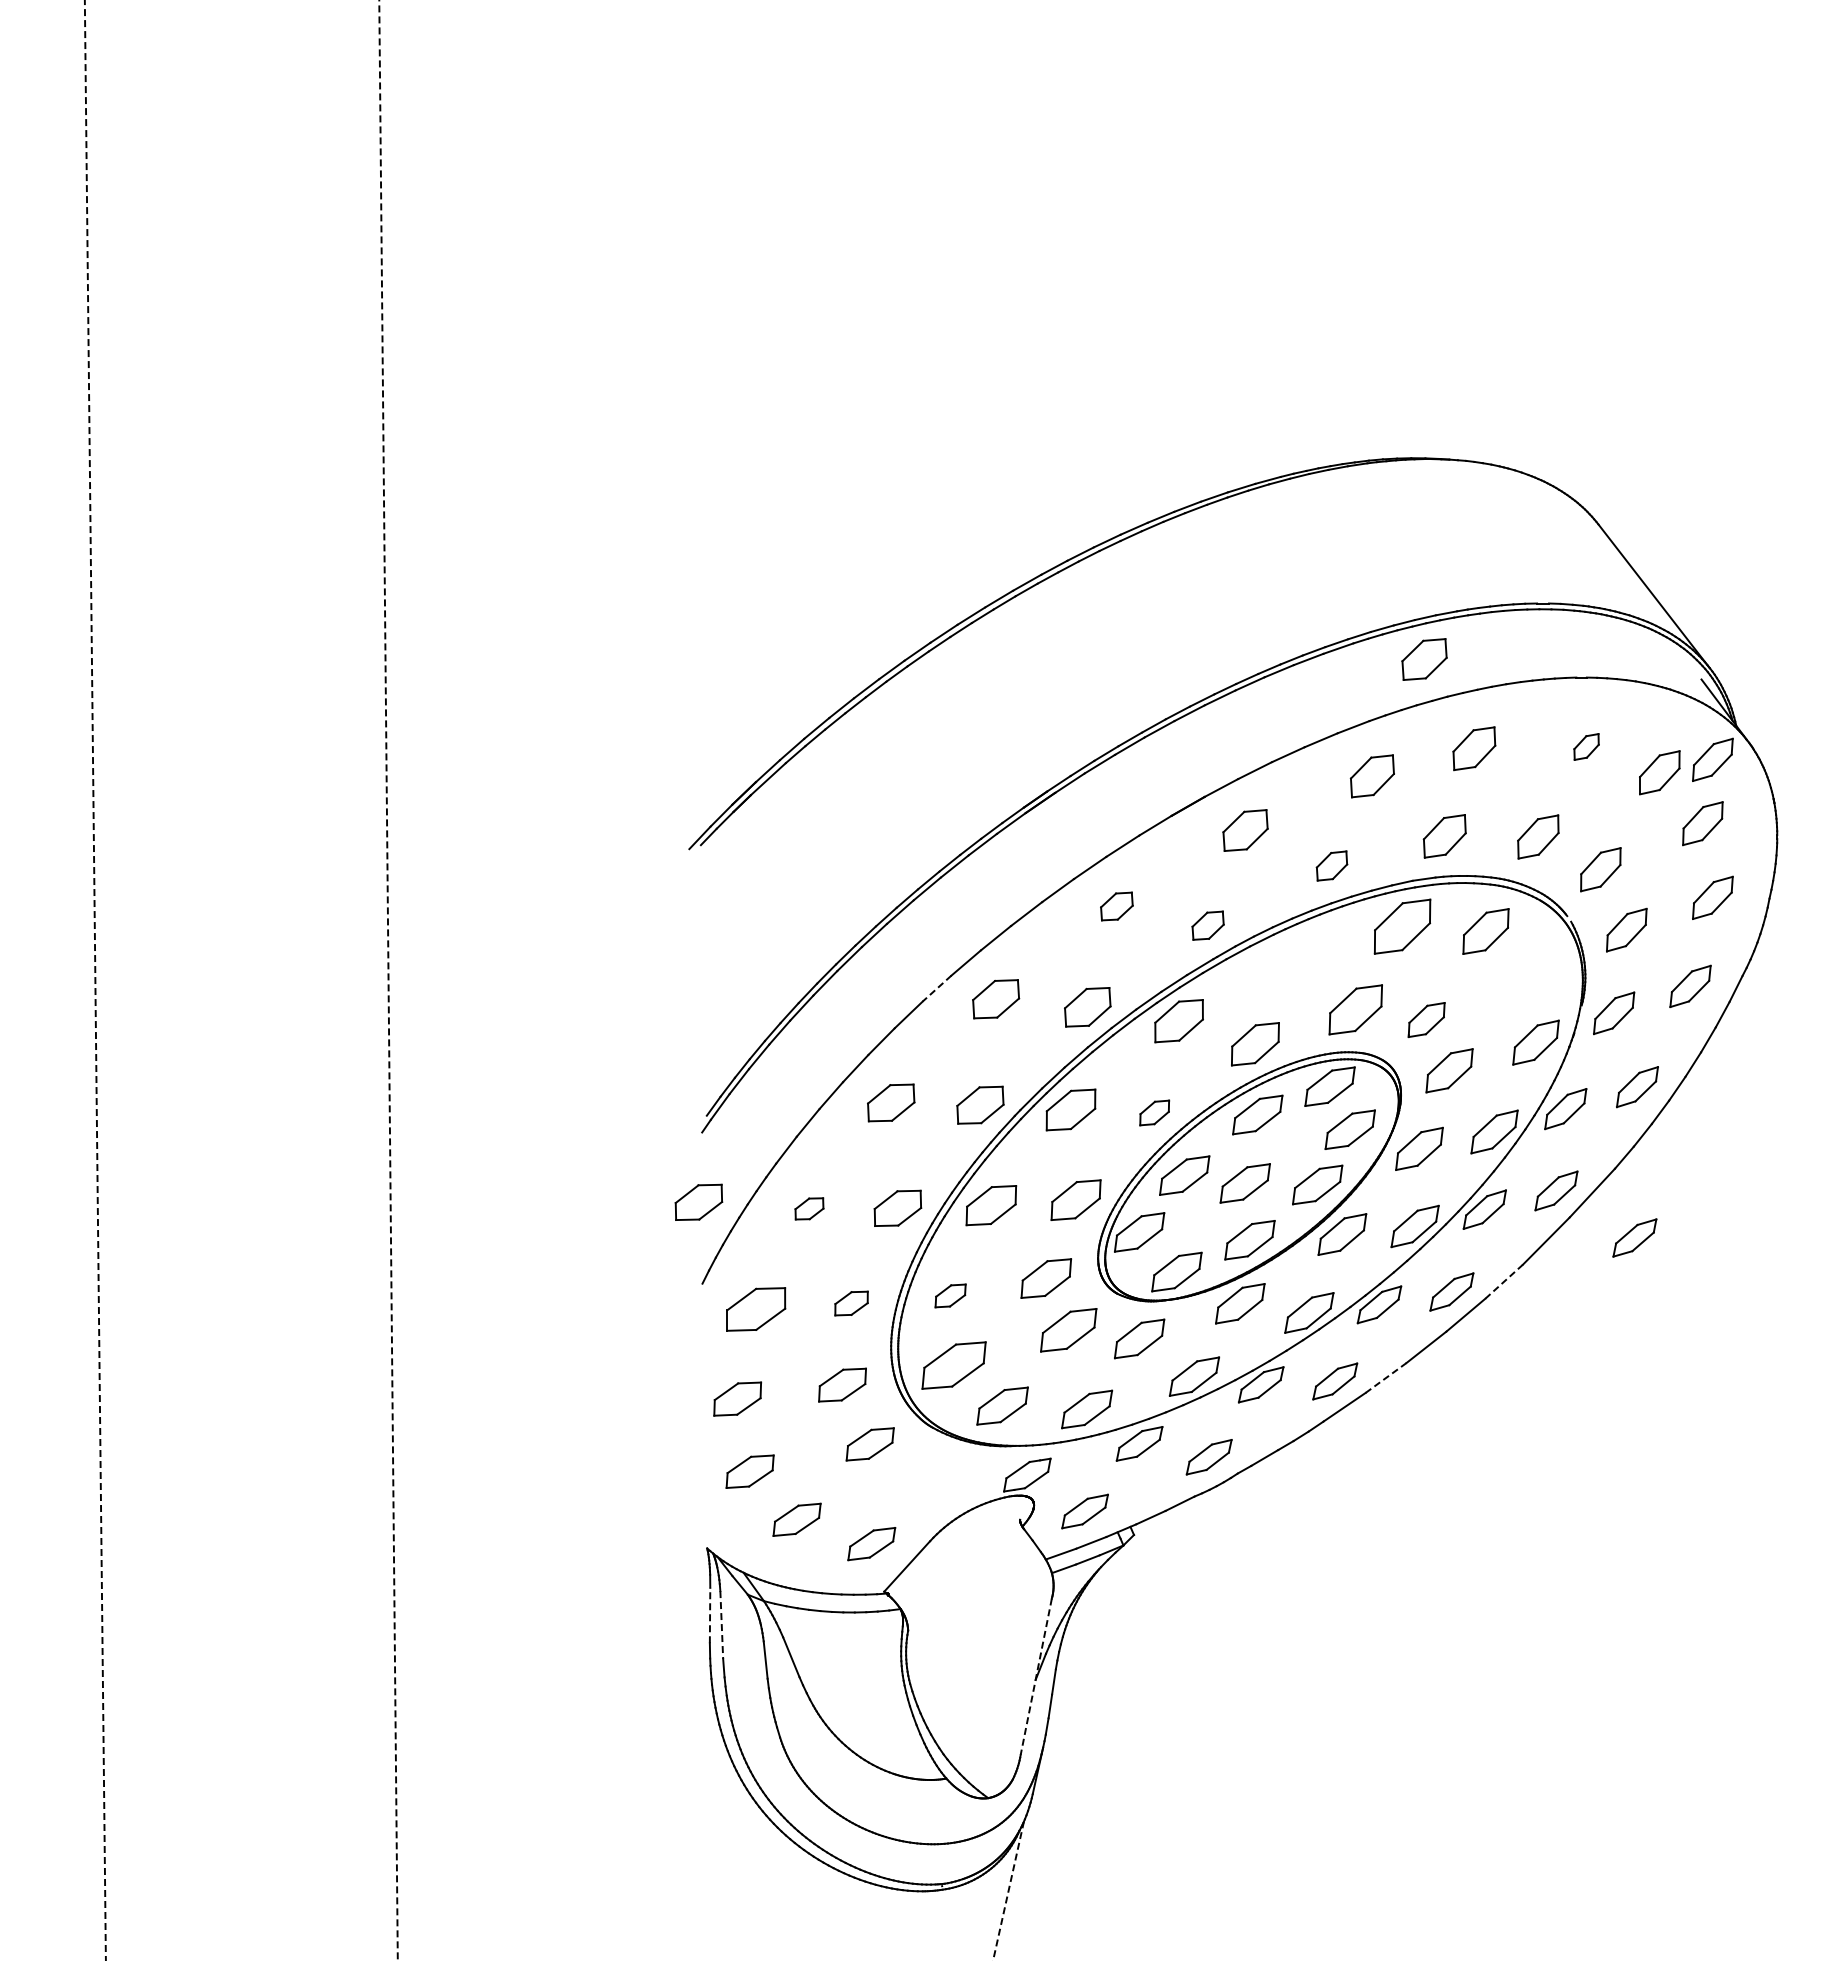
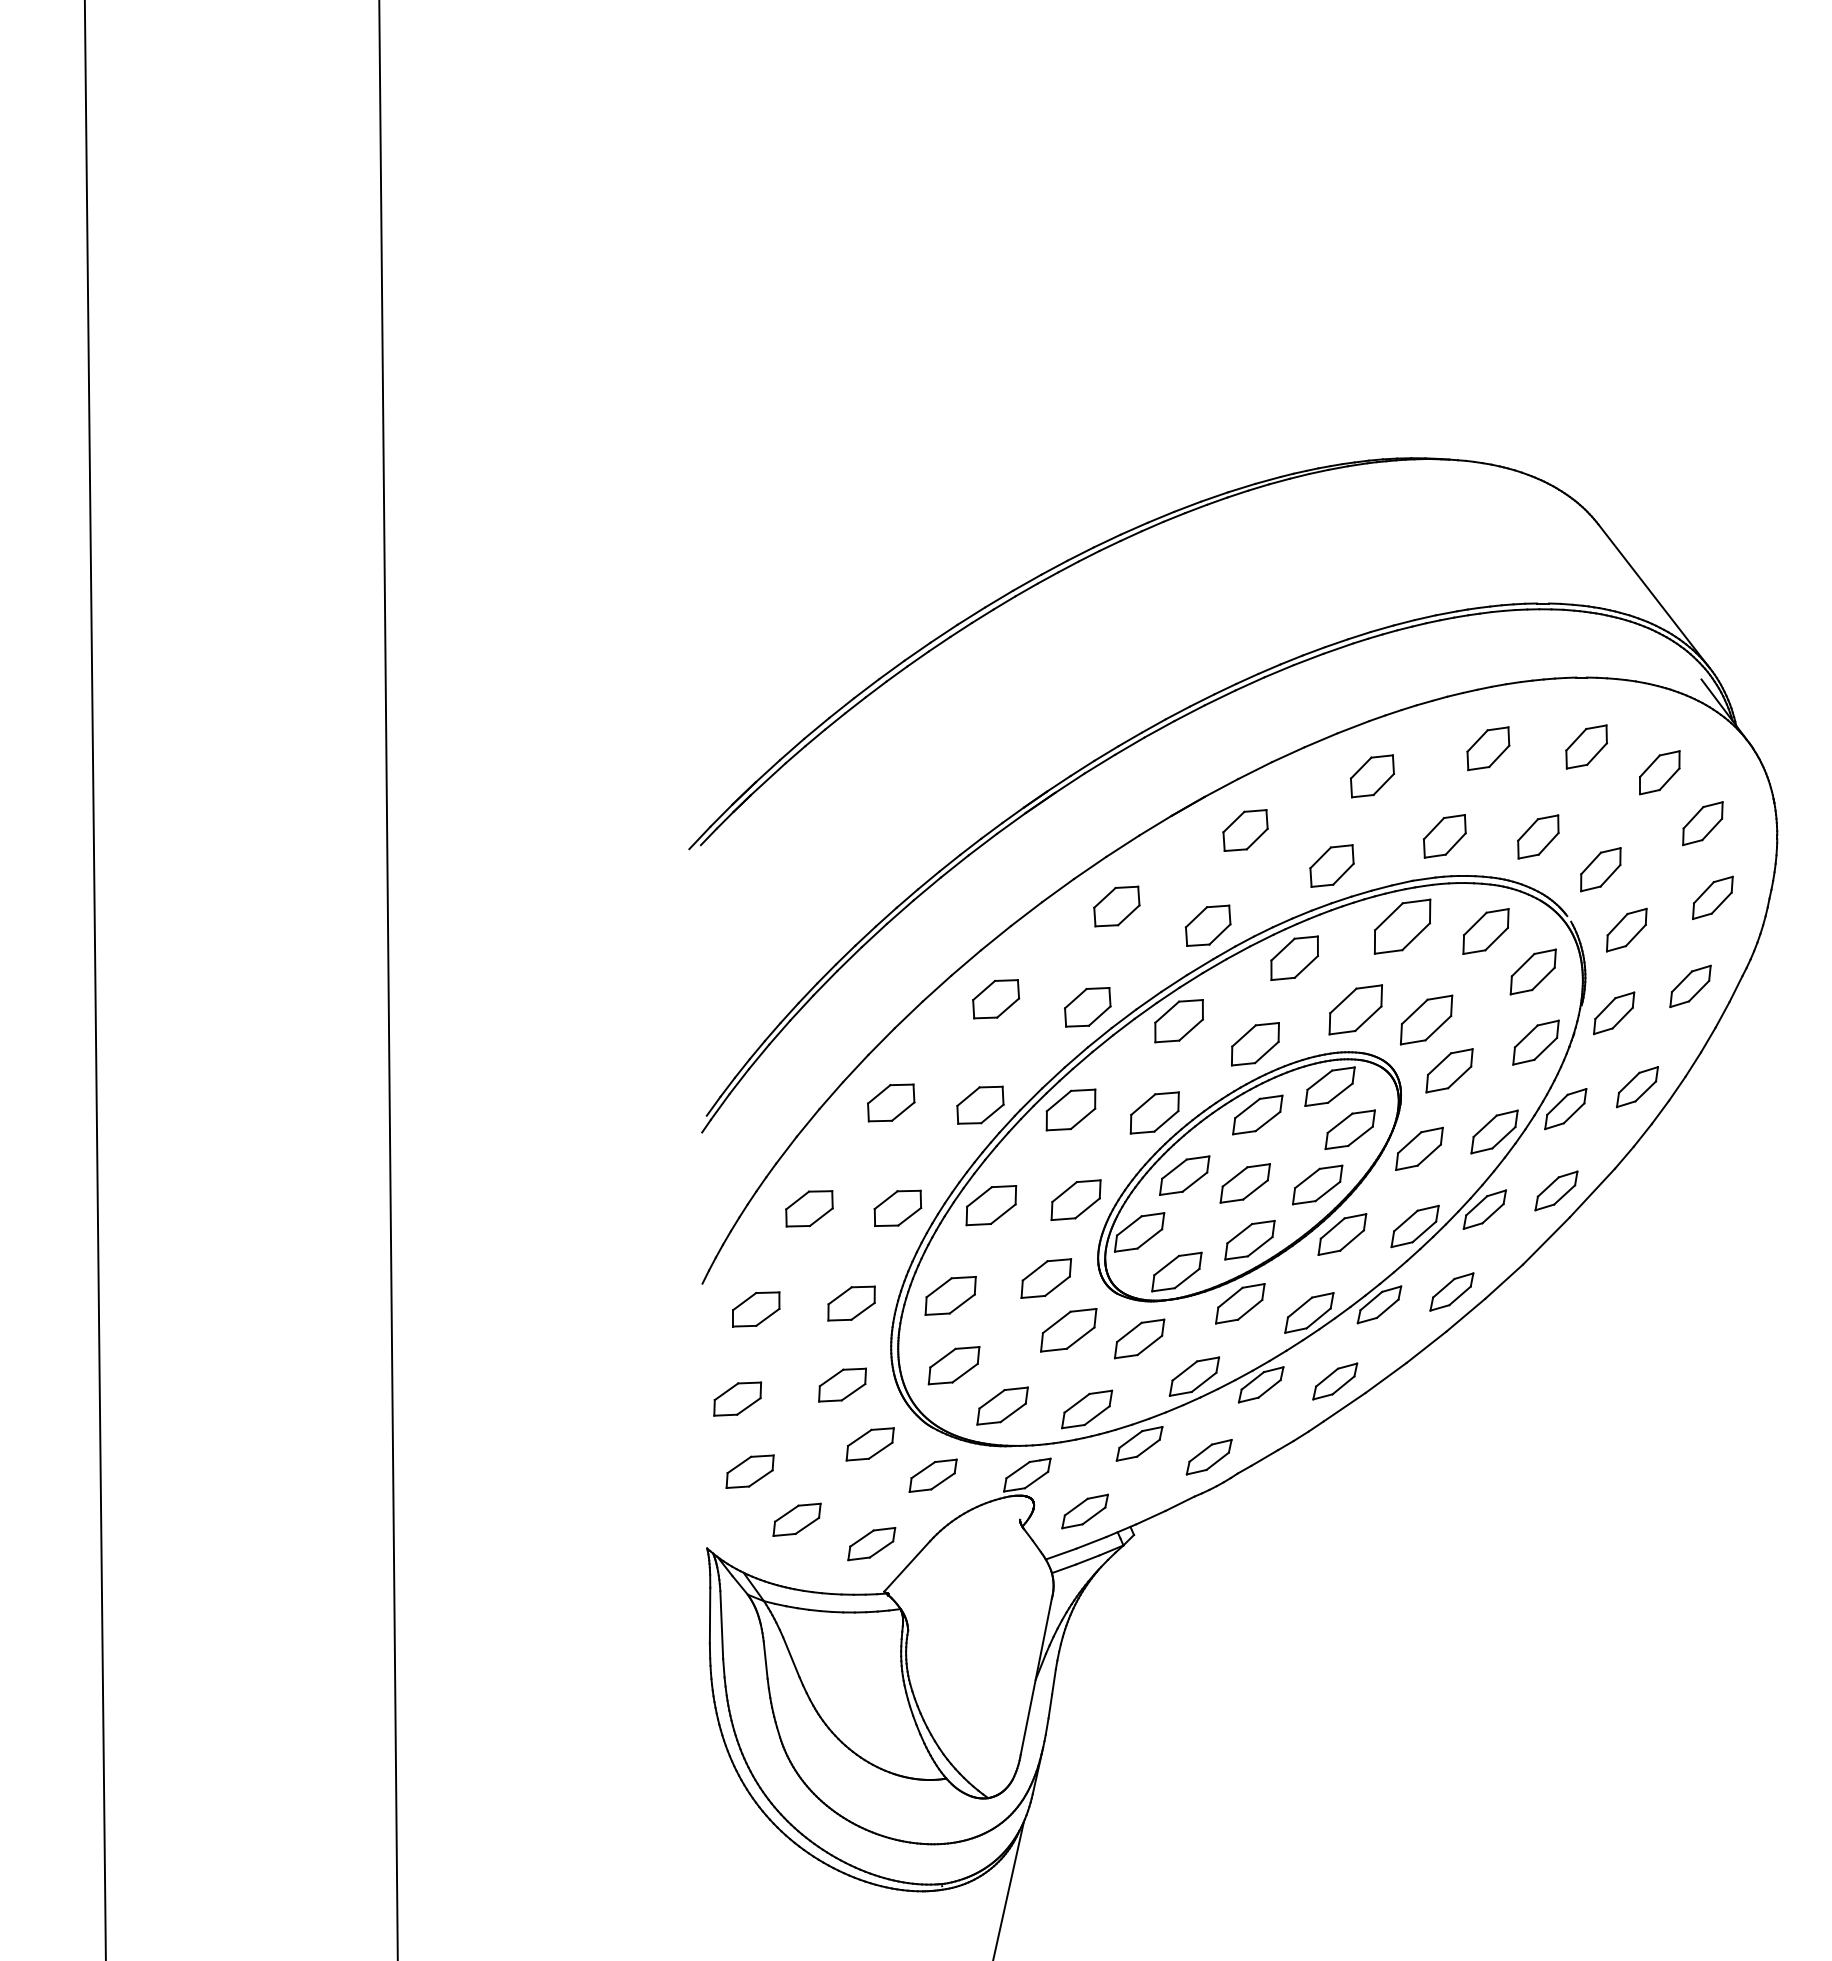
part: present -> none (1424, 659)
part size: 27x28 px -> 43x46 px (1586, 746)
part position: (1474, 748) -> (1488, 748) (1488, 748)
part: present -> none (1712, 759)
part size: 34x32 px -> 46x44 px (1331, 865)
part size: 34x31 px -> 48x43 px (1116, 906)
part size: 34x31 px -> 48x43 px (1207, 925)
part: none -> present (1294, 957)
part: none -> present (1532, 971)
line: dashed -> solid (95, 980)
line: dashed -> solid (388, 981)
line: dashed -> solid (936, 988)
part size: 39x36 px -> 54x52 px (1426, 1019)
part size: 32x28 px -> 51x44 px (1154, 1112)
part: present -> none (698, 1201)
part size: 31x24 px -> 49x38 px (809, 1208)
part: present -> none (1634, 1237)
line: dashed -> solid (1504, 1281)
part size: 33x26 px -> 53x40 px (950, 1295)
part size: 35x27 px -> 49x37 px (851, 1303)
part size: 61x45 px -> 49x37 px (756, 1309)
part size: 66x49 px -> 54x40 px (953, 1365)
line: dashed -> solid (1386, 1377)
part: none -> present (932, 1475)
line: dashed -> solid (710, 1615)
line: dashed -> solid (721, 1625)
line: dashed -> solid (1036, 1676)
line: dashed -> solid (1008, 1891)
